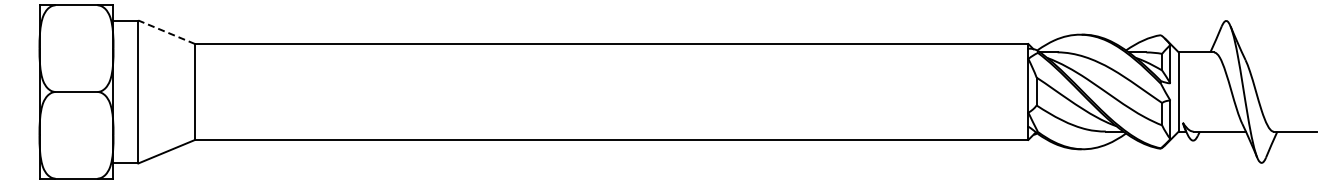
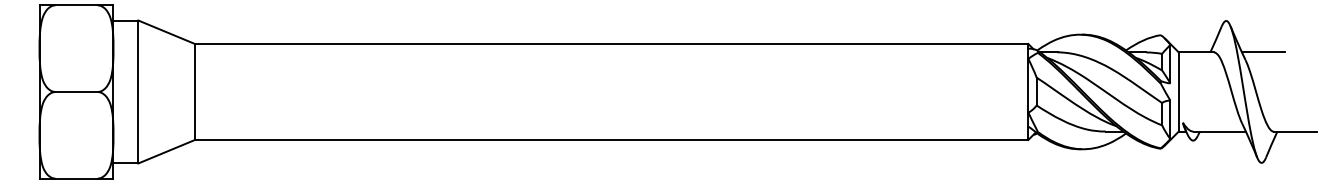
line: dashed -> solid (166, 32)
line: none -> present (1262, 52)
